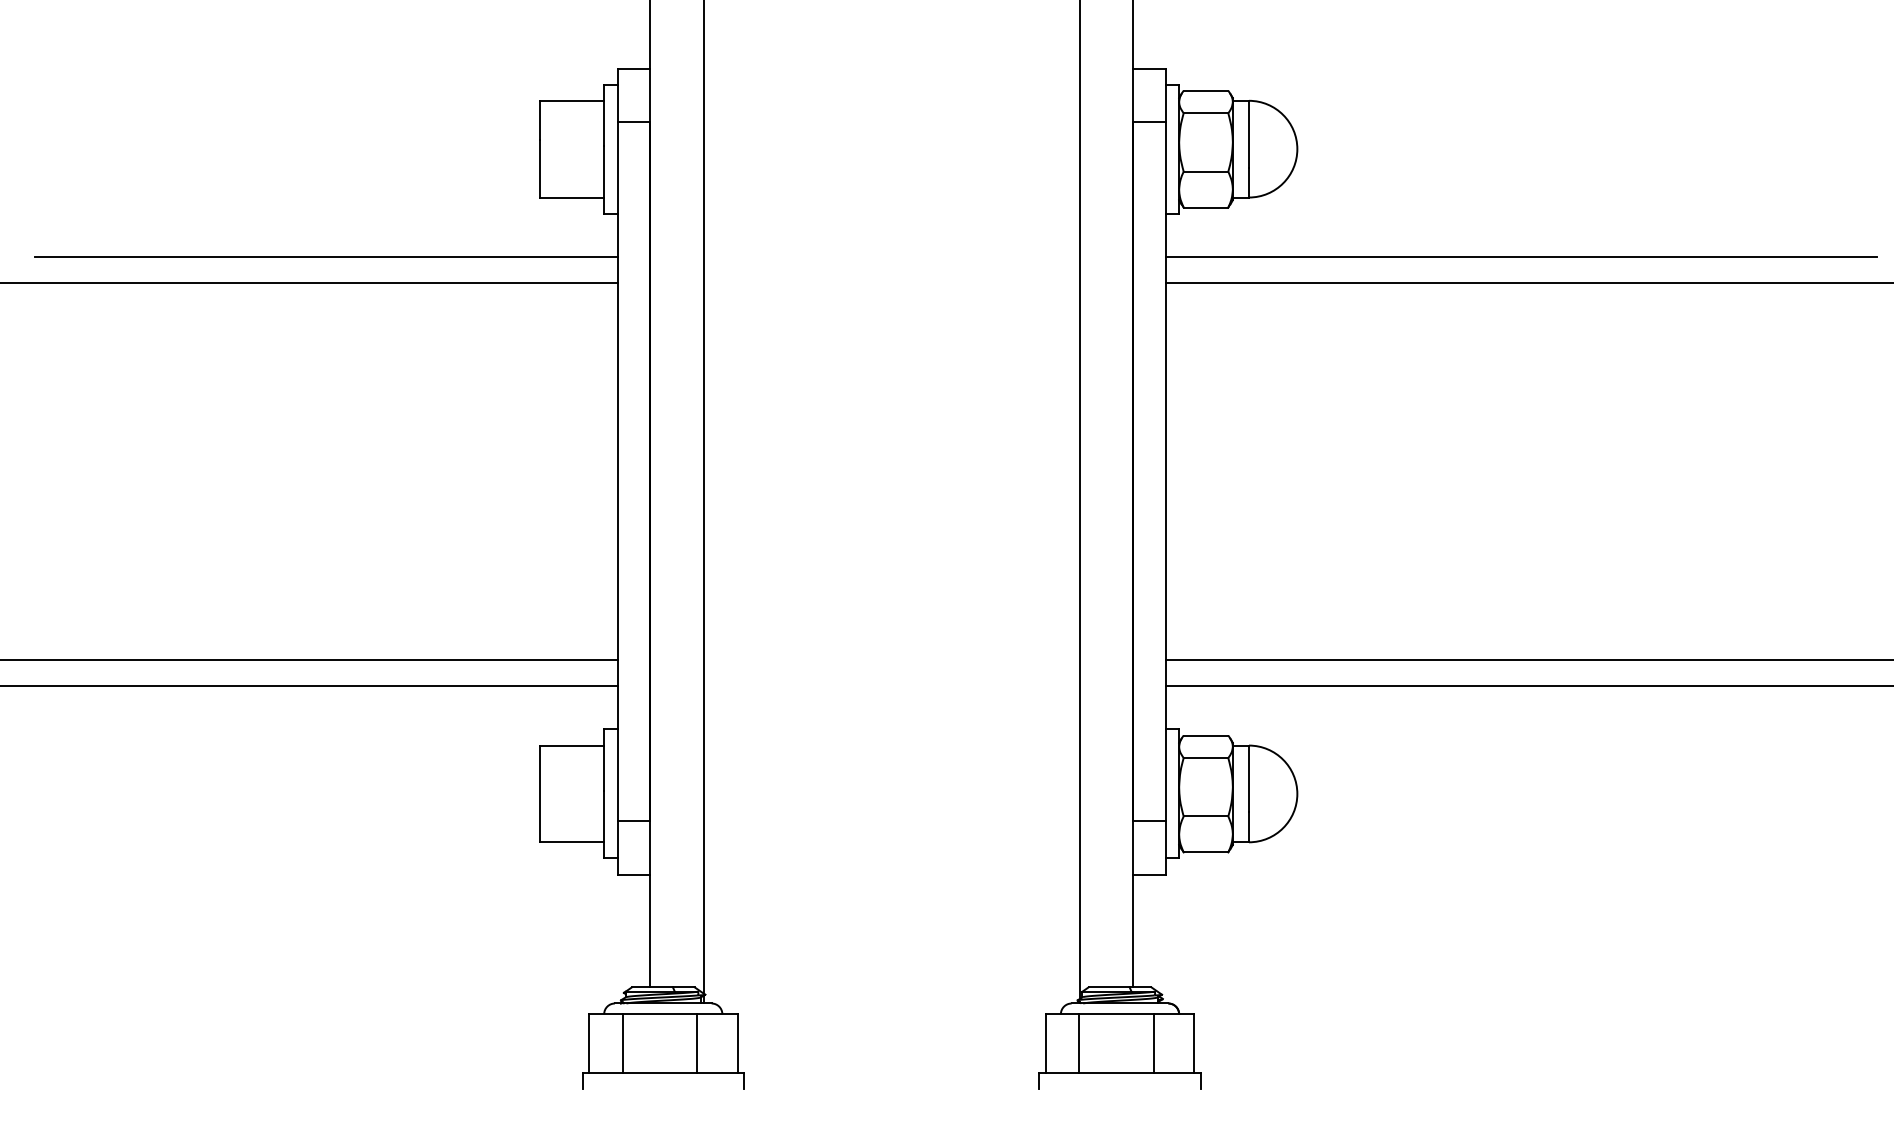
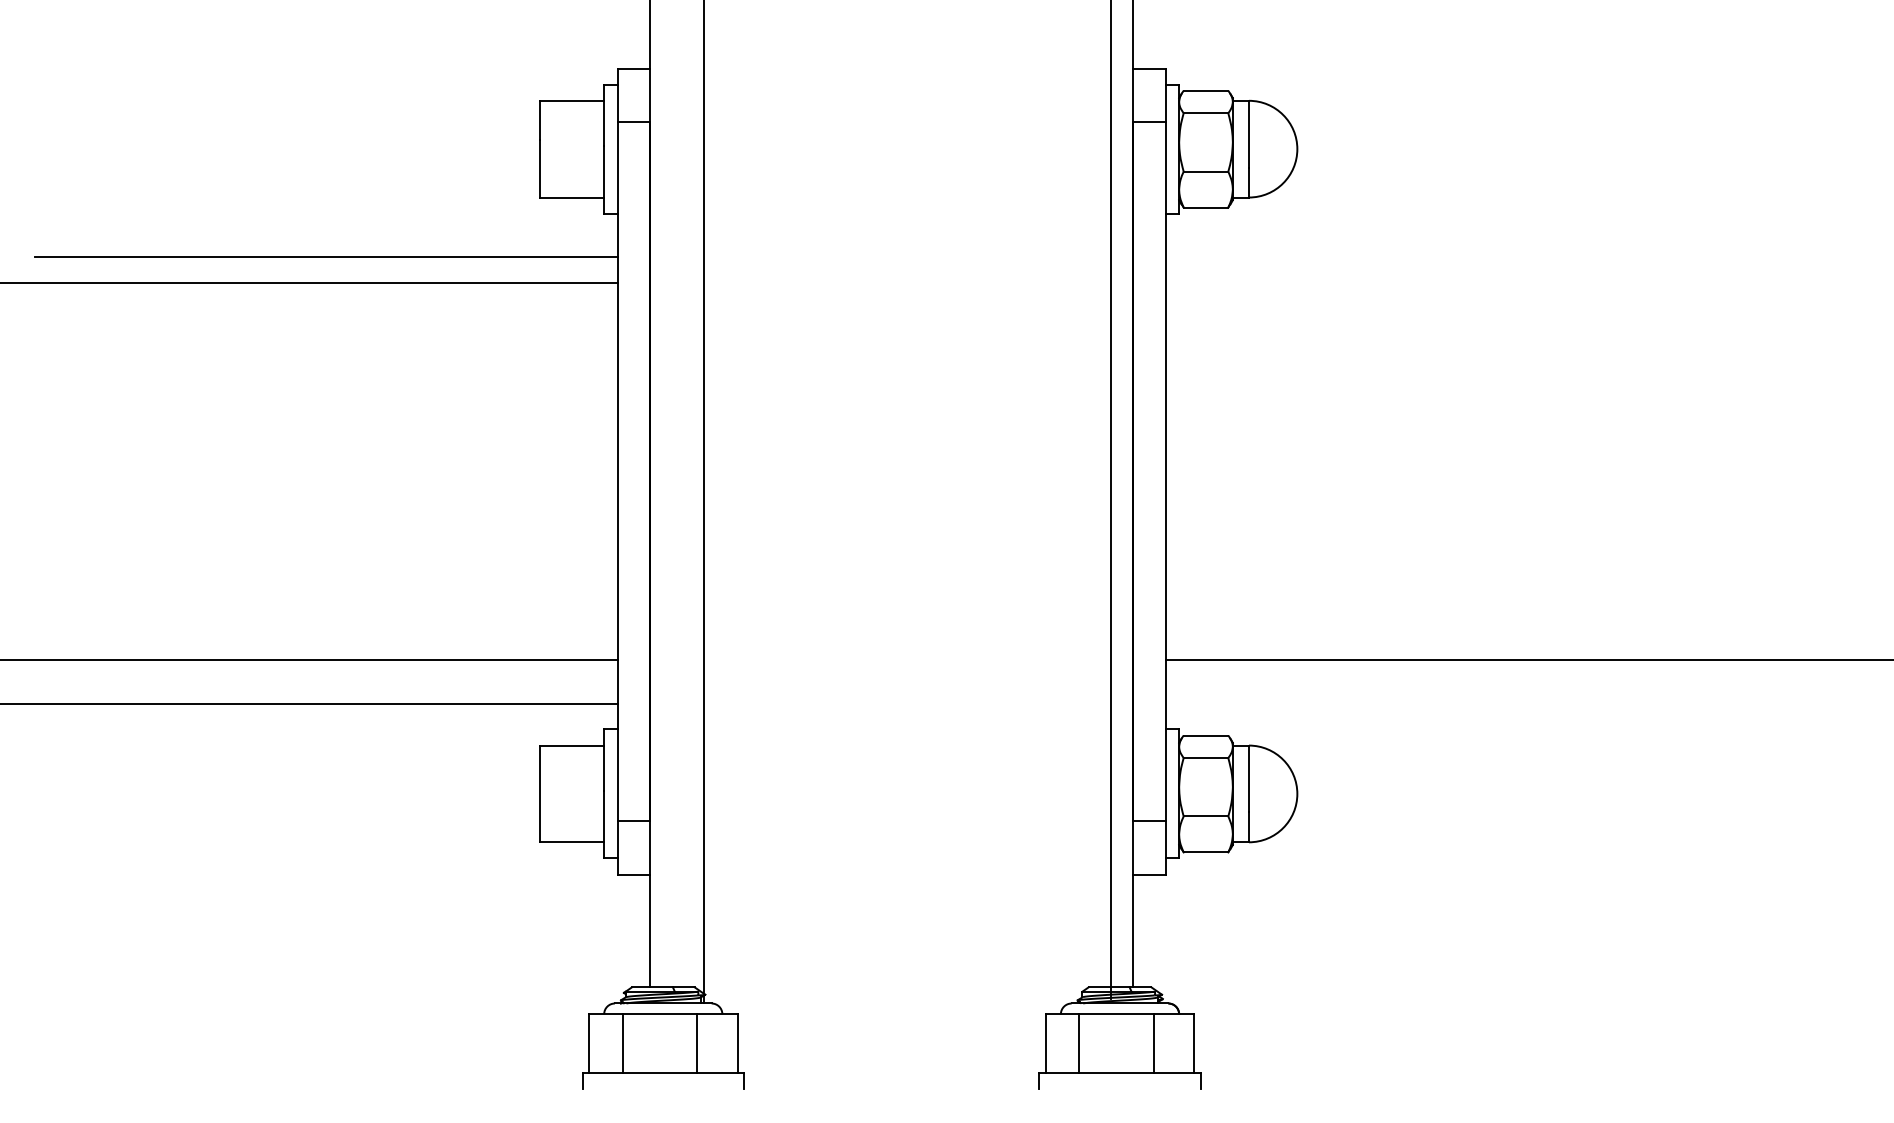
line: present -> none (1521, 256)
line: present -> none (1527, 283)
line position: (1079, 500) -> (1110, 500) (1110, 500)
line position: (309, 686) -> (309, 704) (309, 704)
line: present -> none (1527, 686)
